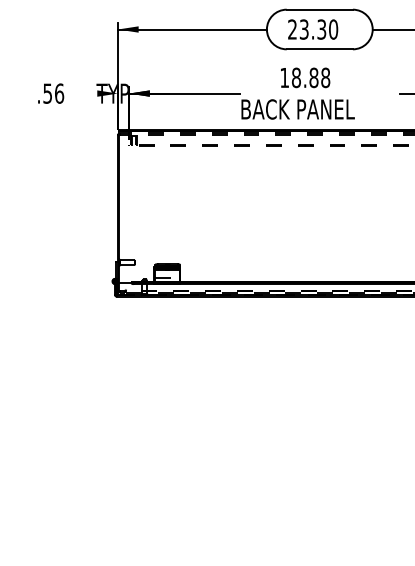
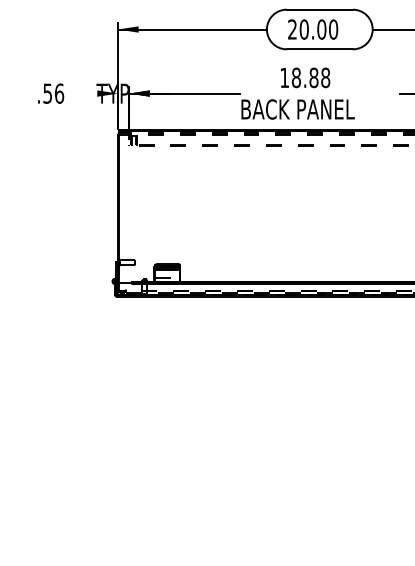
text: 23.30 -> 20.00 (312, 29)
